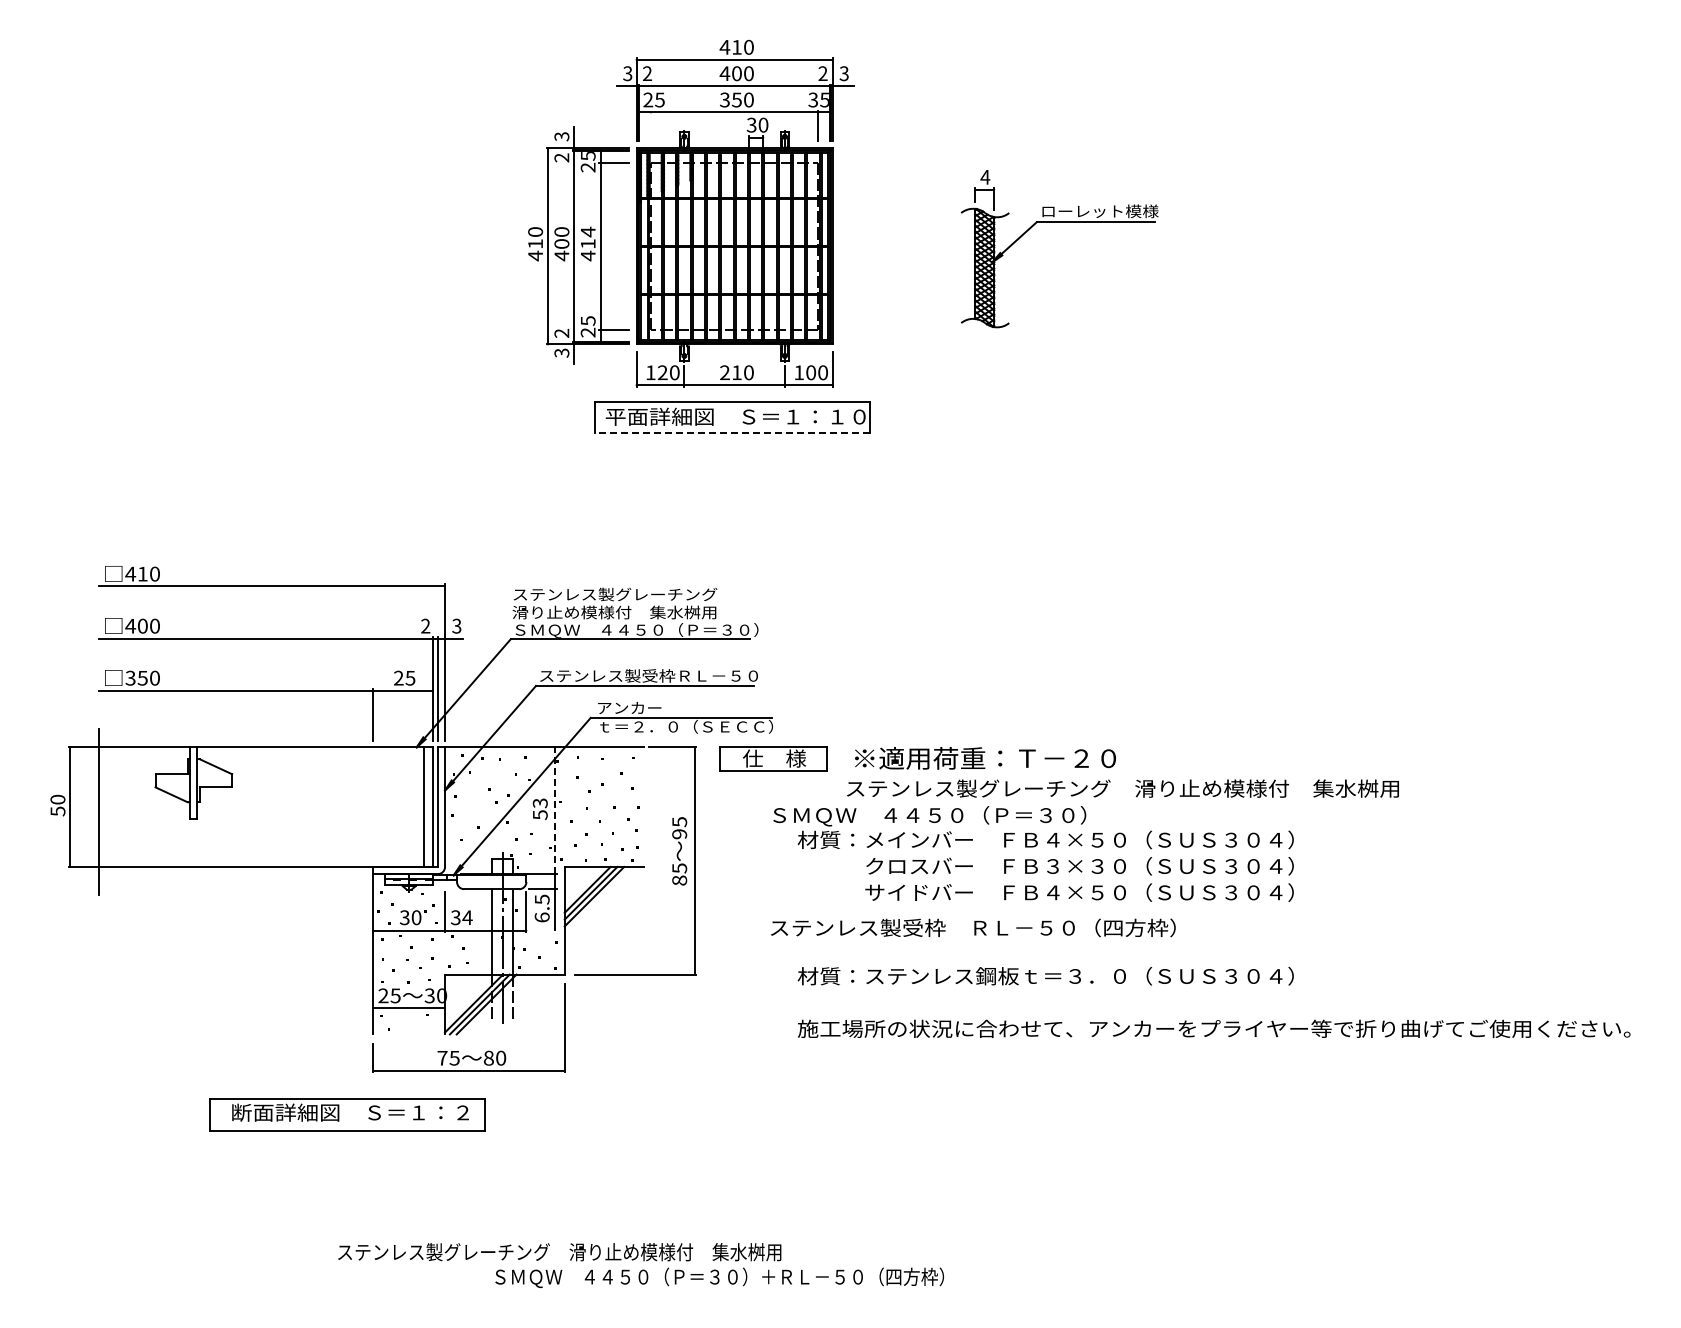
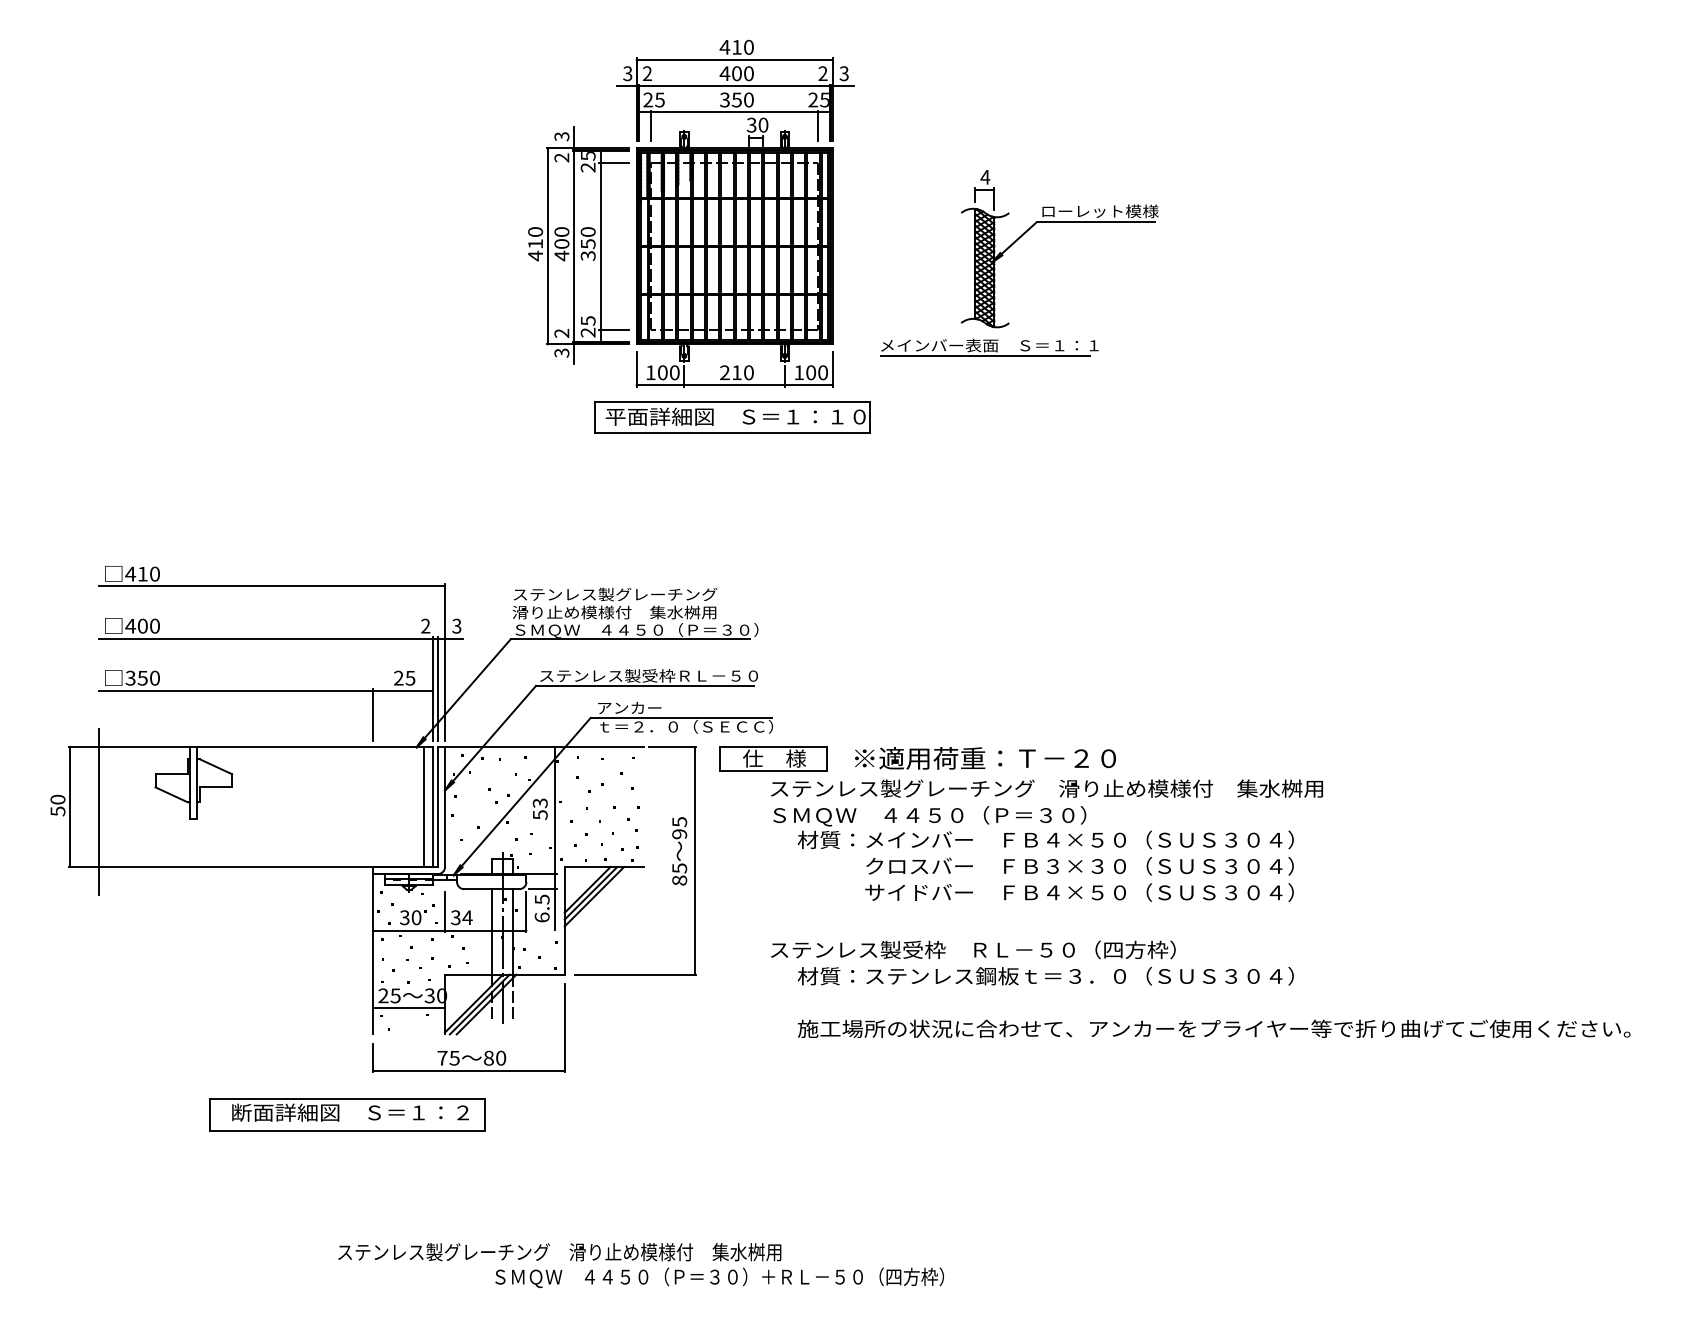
text: 35 -> 25 (813, 100)
line: none -> present (650, 125)
text: 414 -> 350 (587, 243)
part: none -> present (989, 347)
text: 120 -> 100 (662, 372)
line: dashed -> solid (732, 433)
text position: (1122, 788) -> (1046, 788) (1046, 788)
line: dashed -> solid (555, 810)
text position: (973, 927) -> (973, 949) (973, 949)
